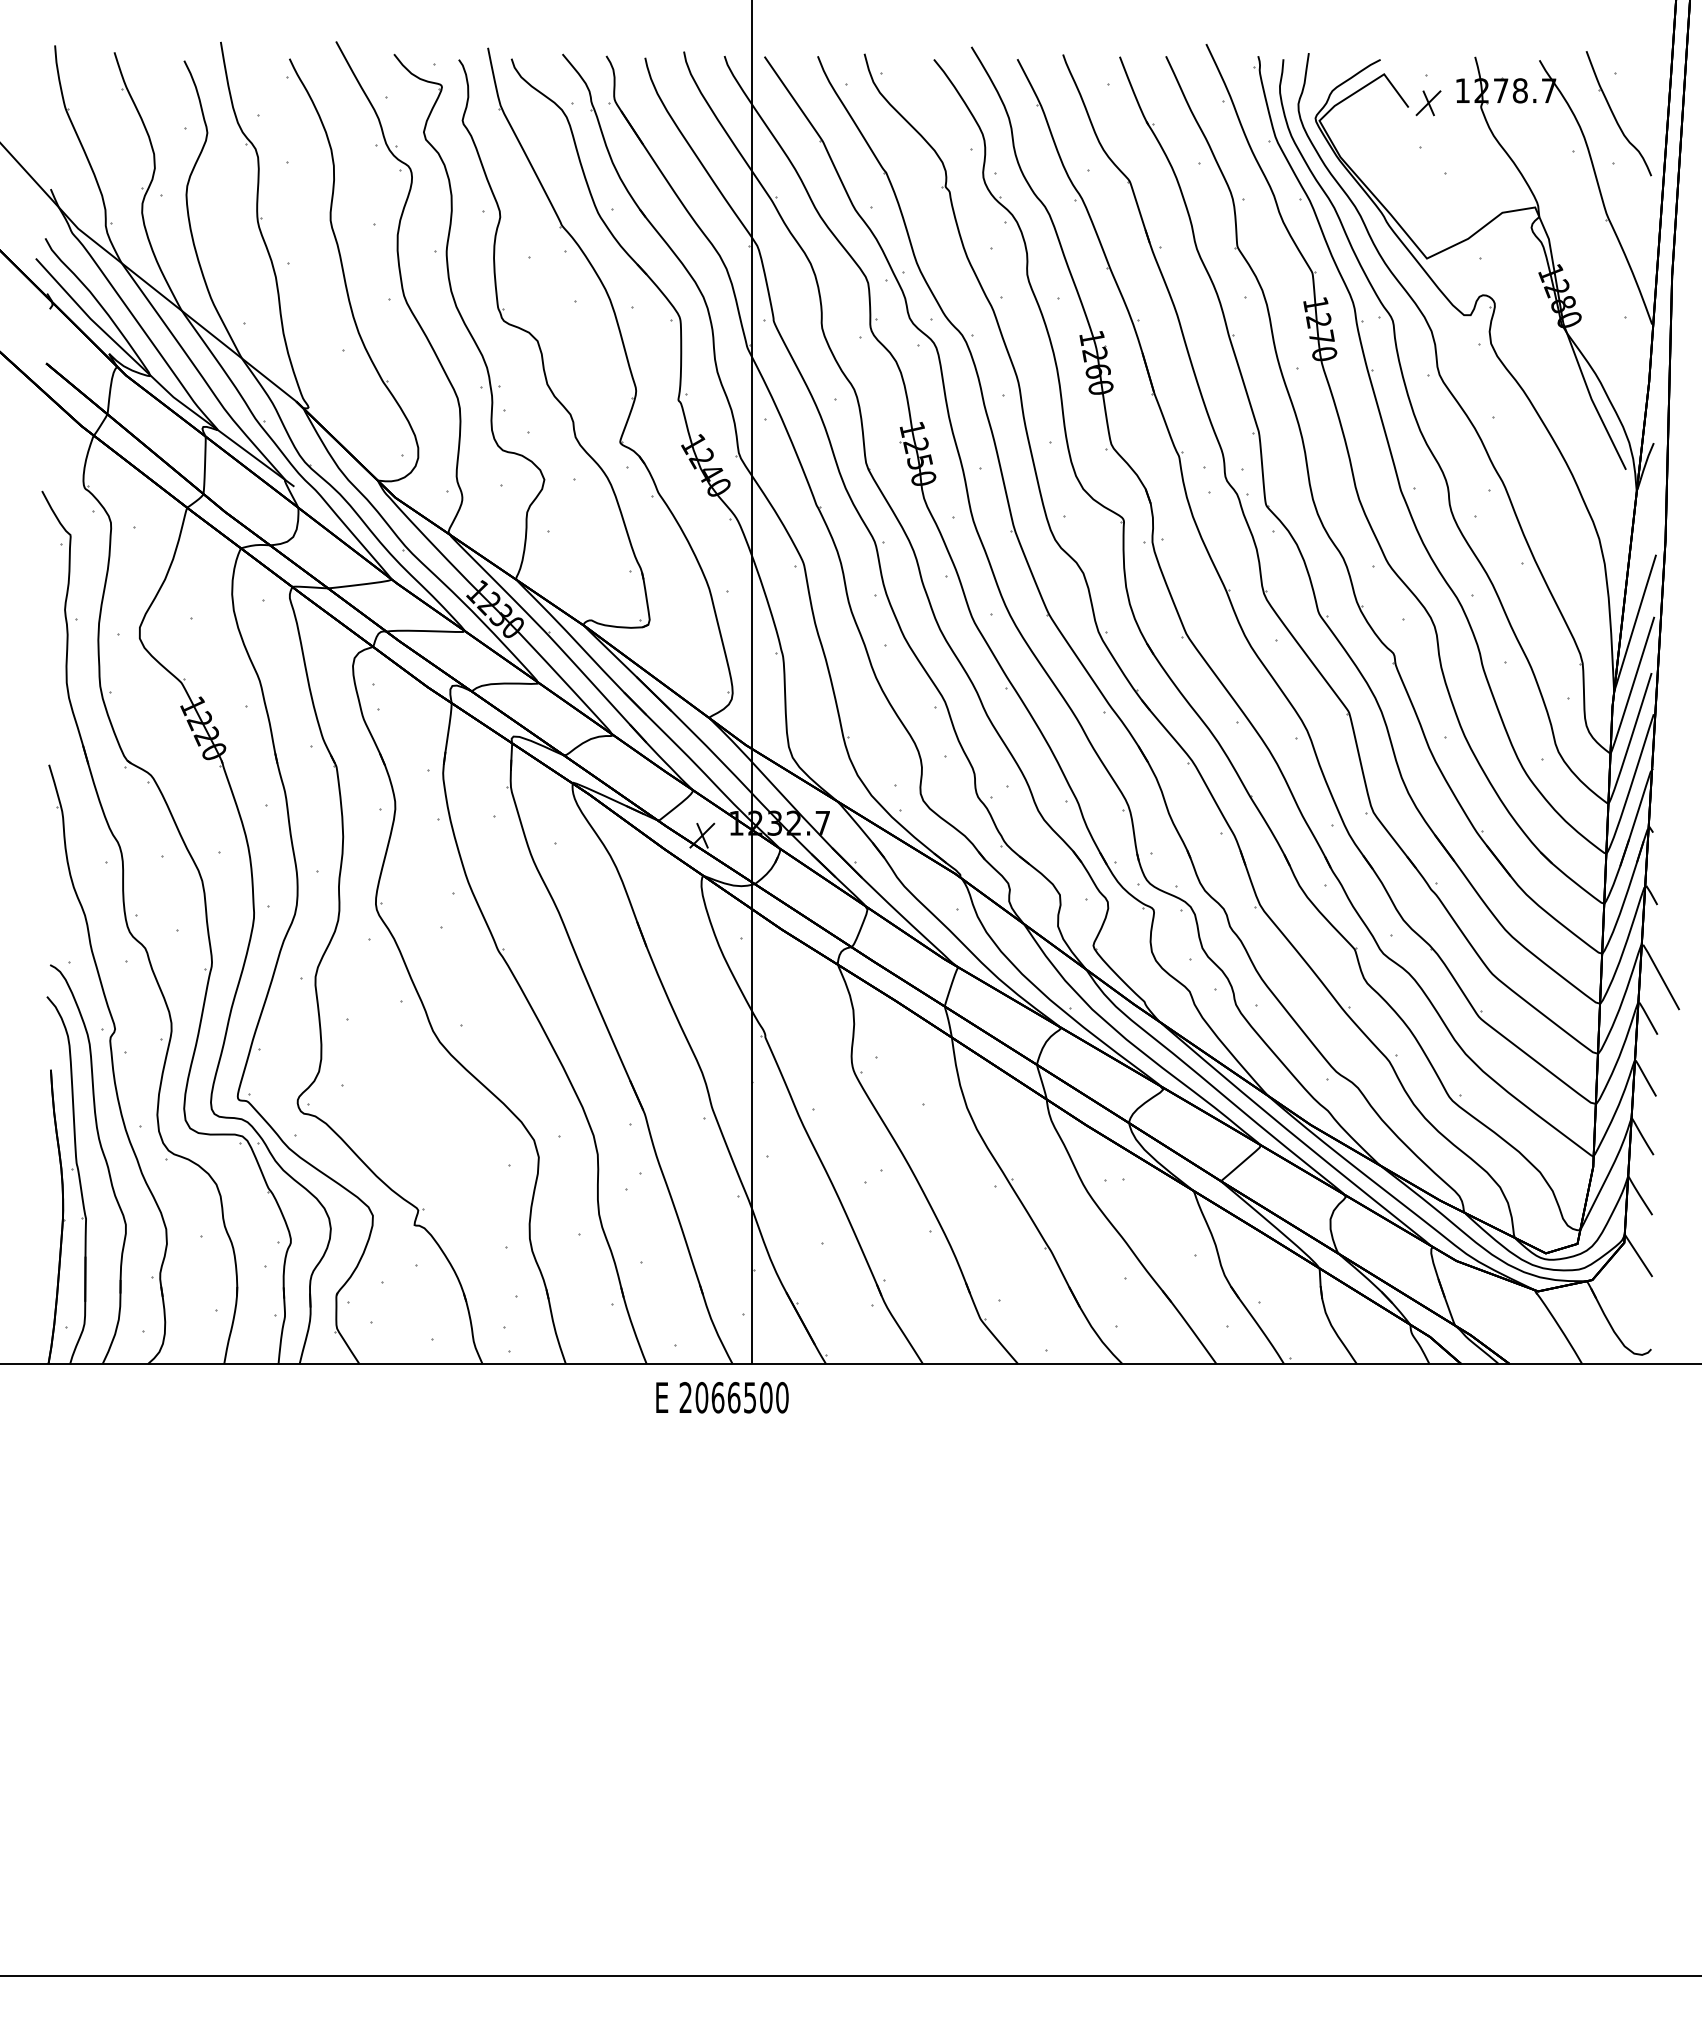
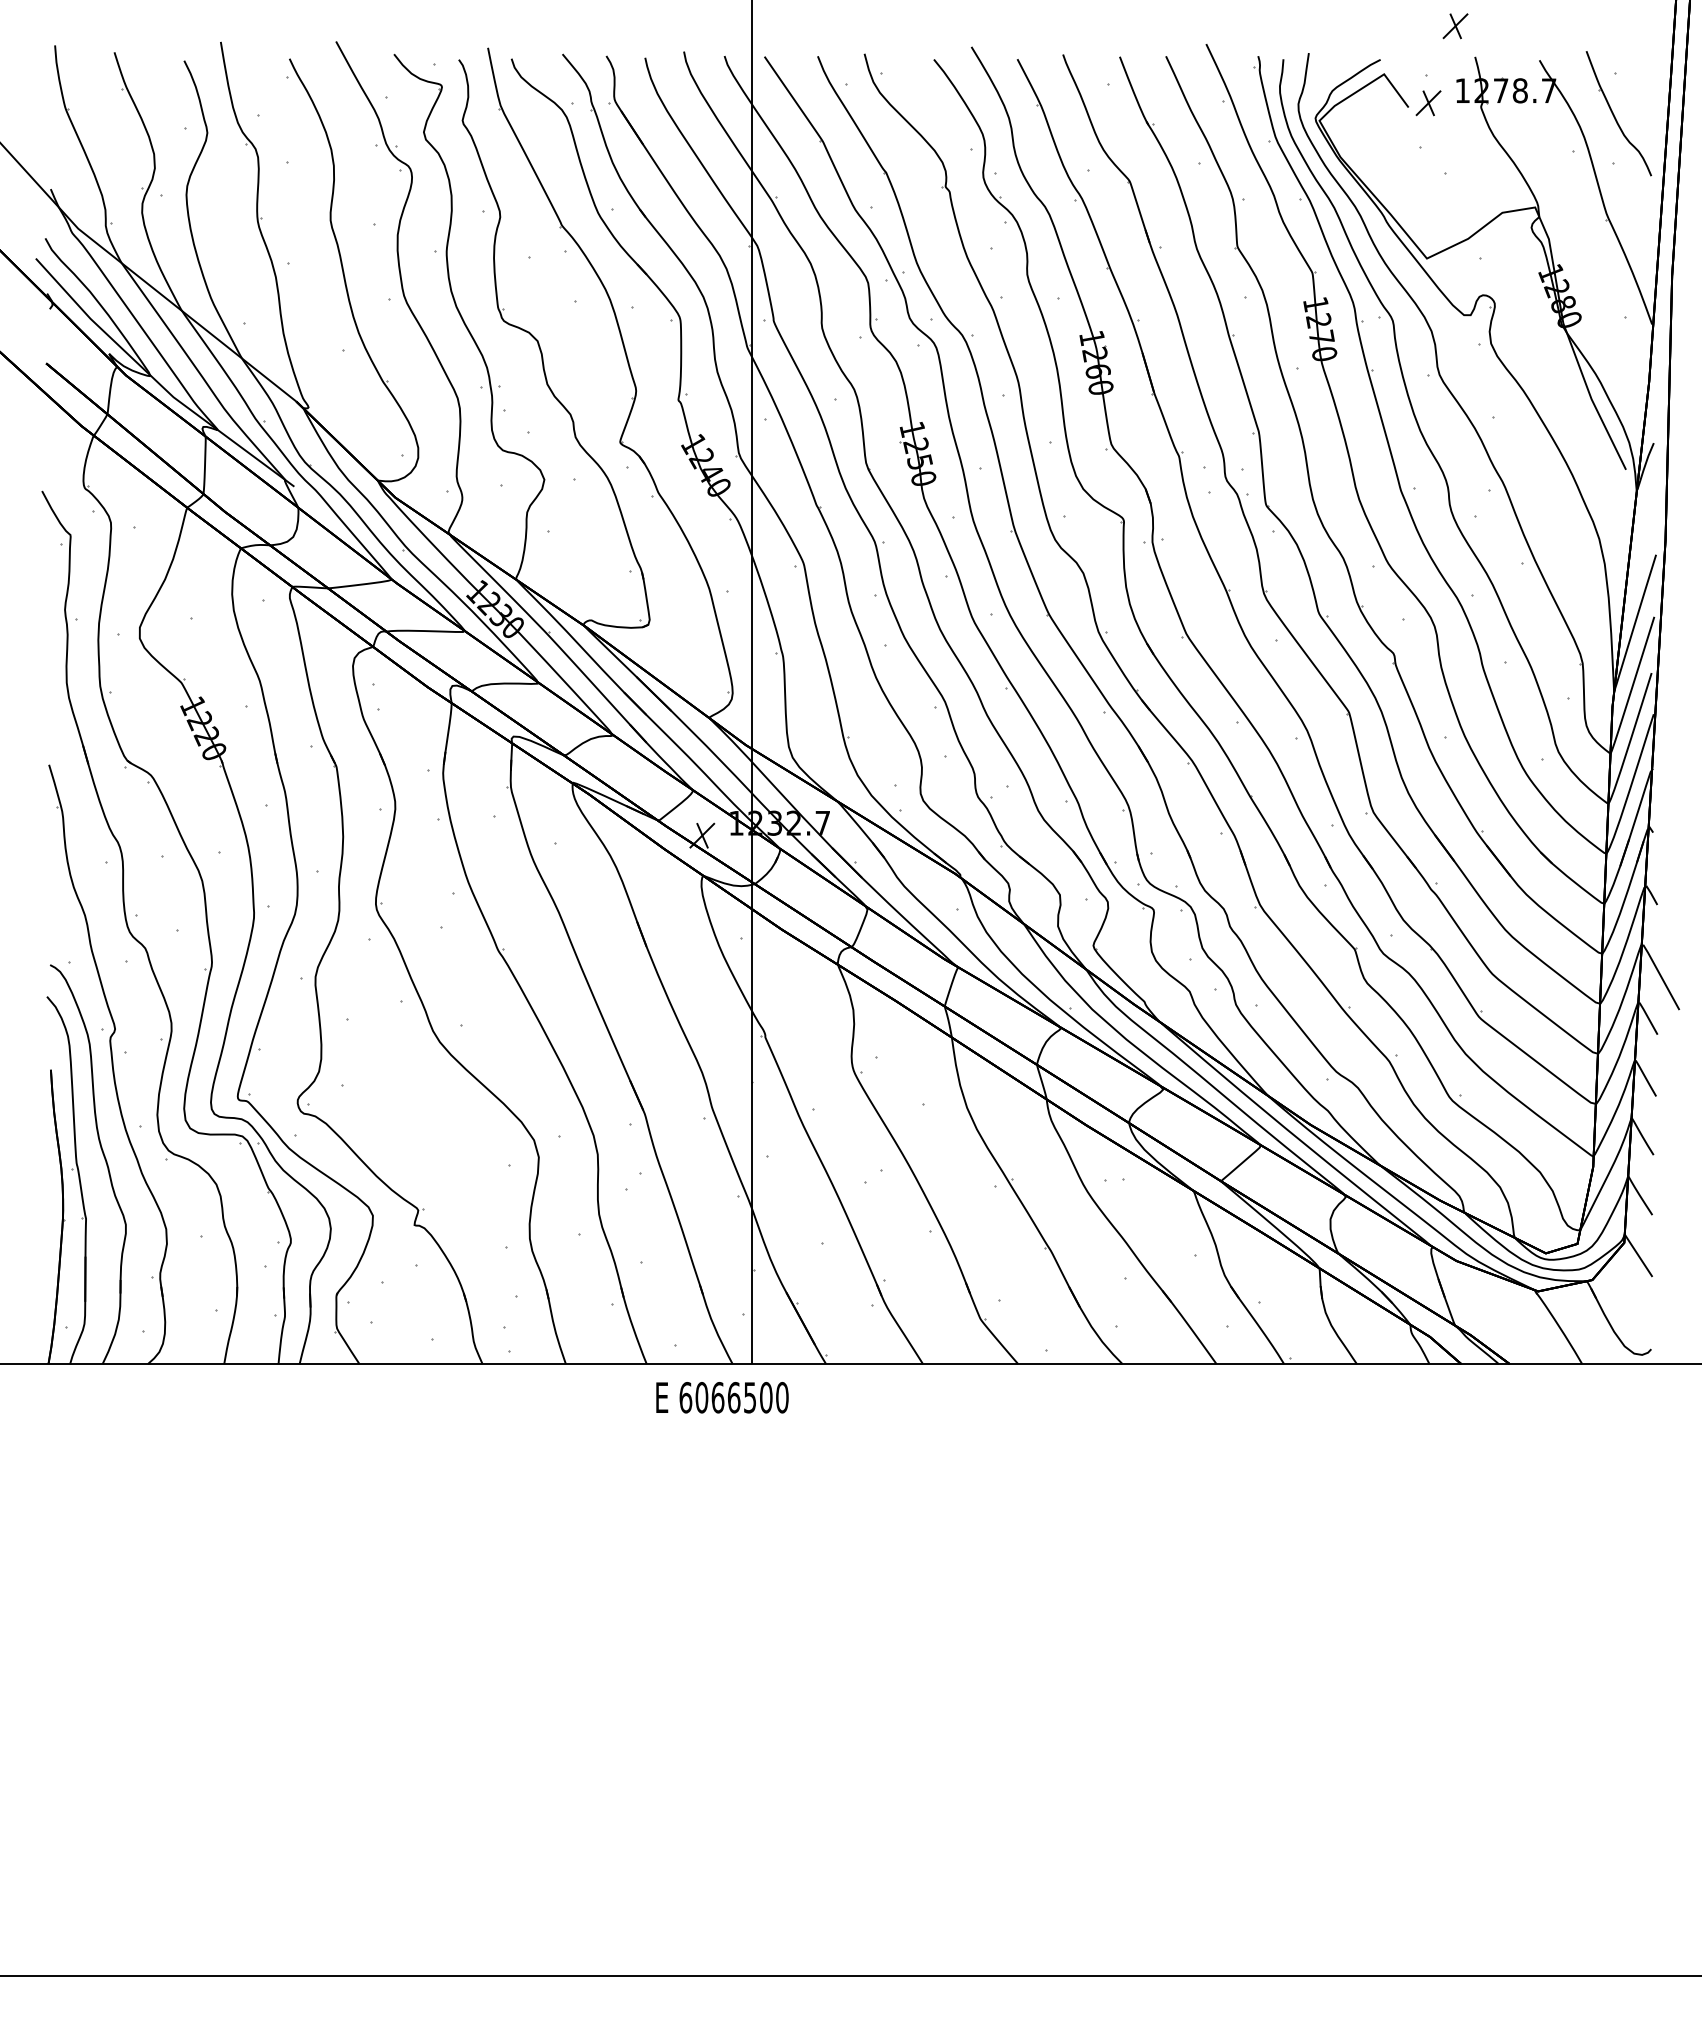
part: none -> present (1455, 26)
text: 2066500 -> 6066500 (685, 1397)
